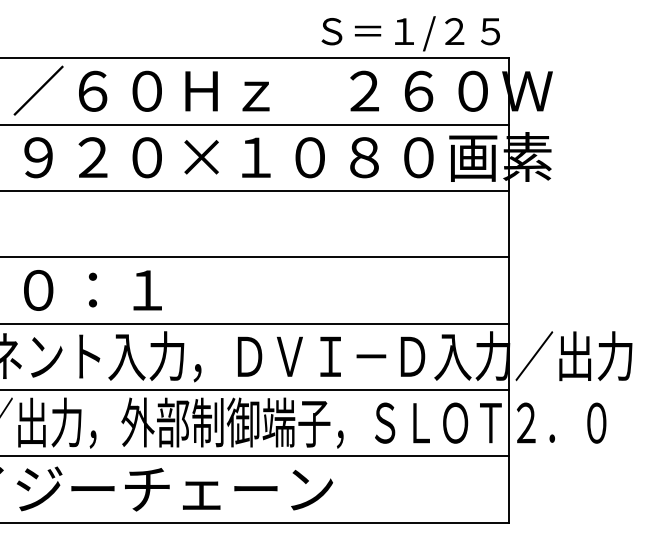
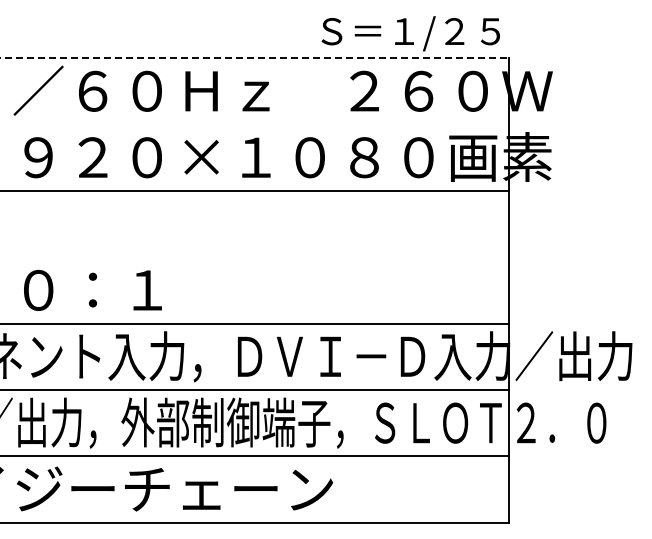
line: solid -> dashed (255, 58)
line: present -> none (255, 124)
line: present -> none (255, 257)
